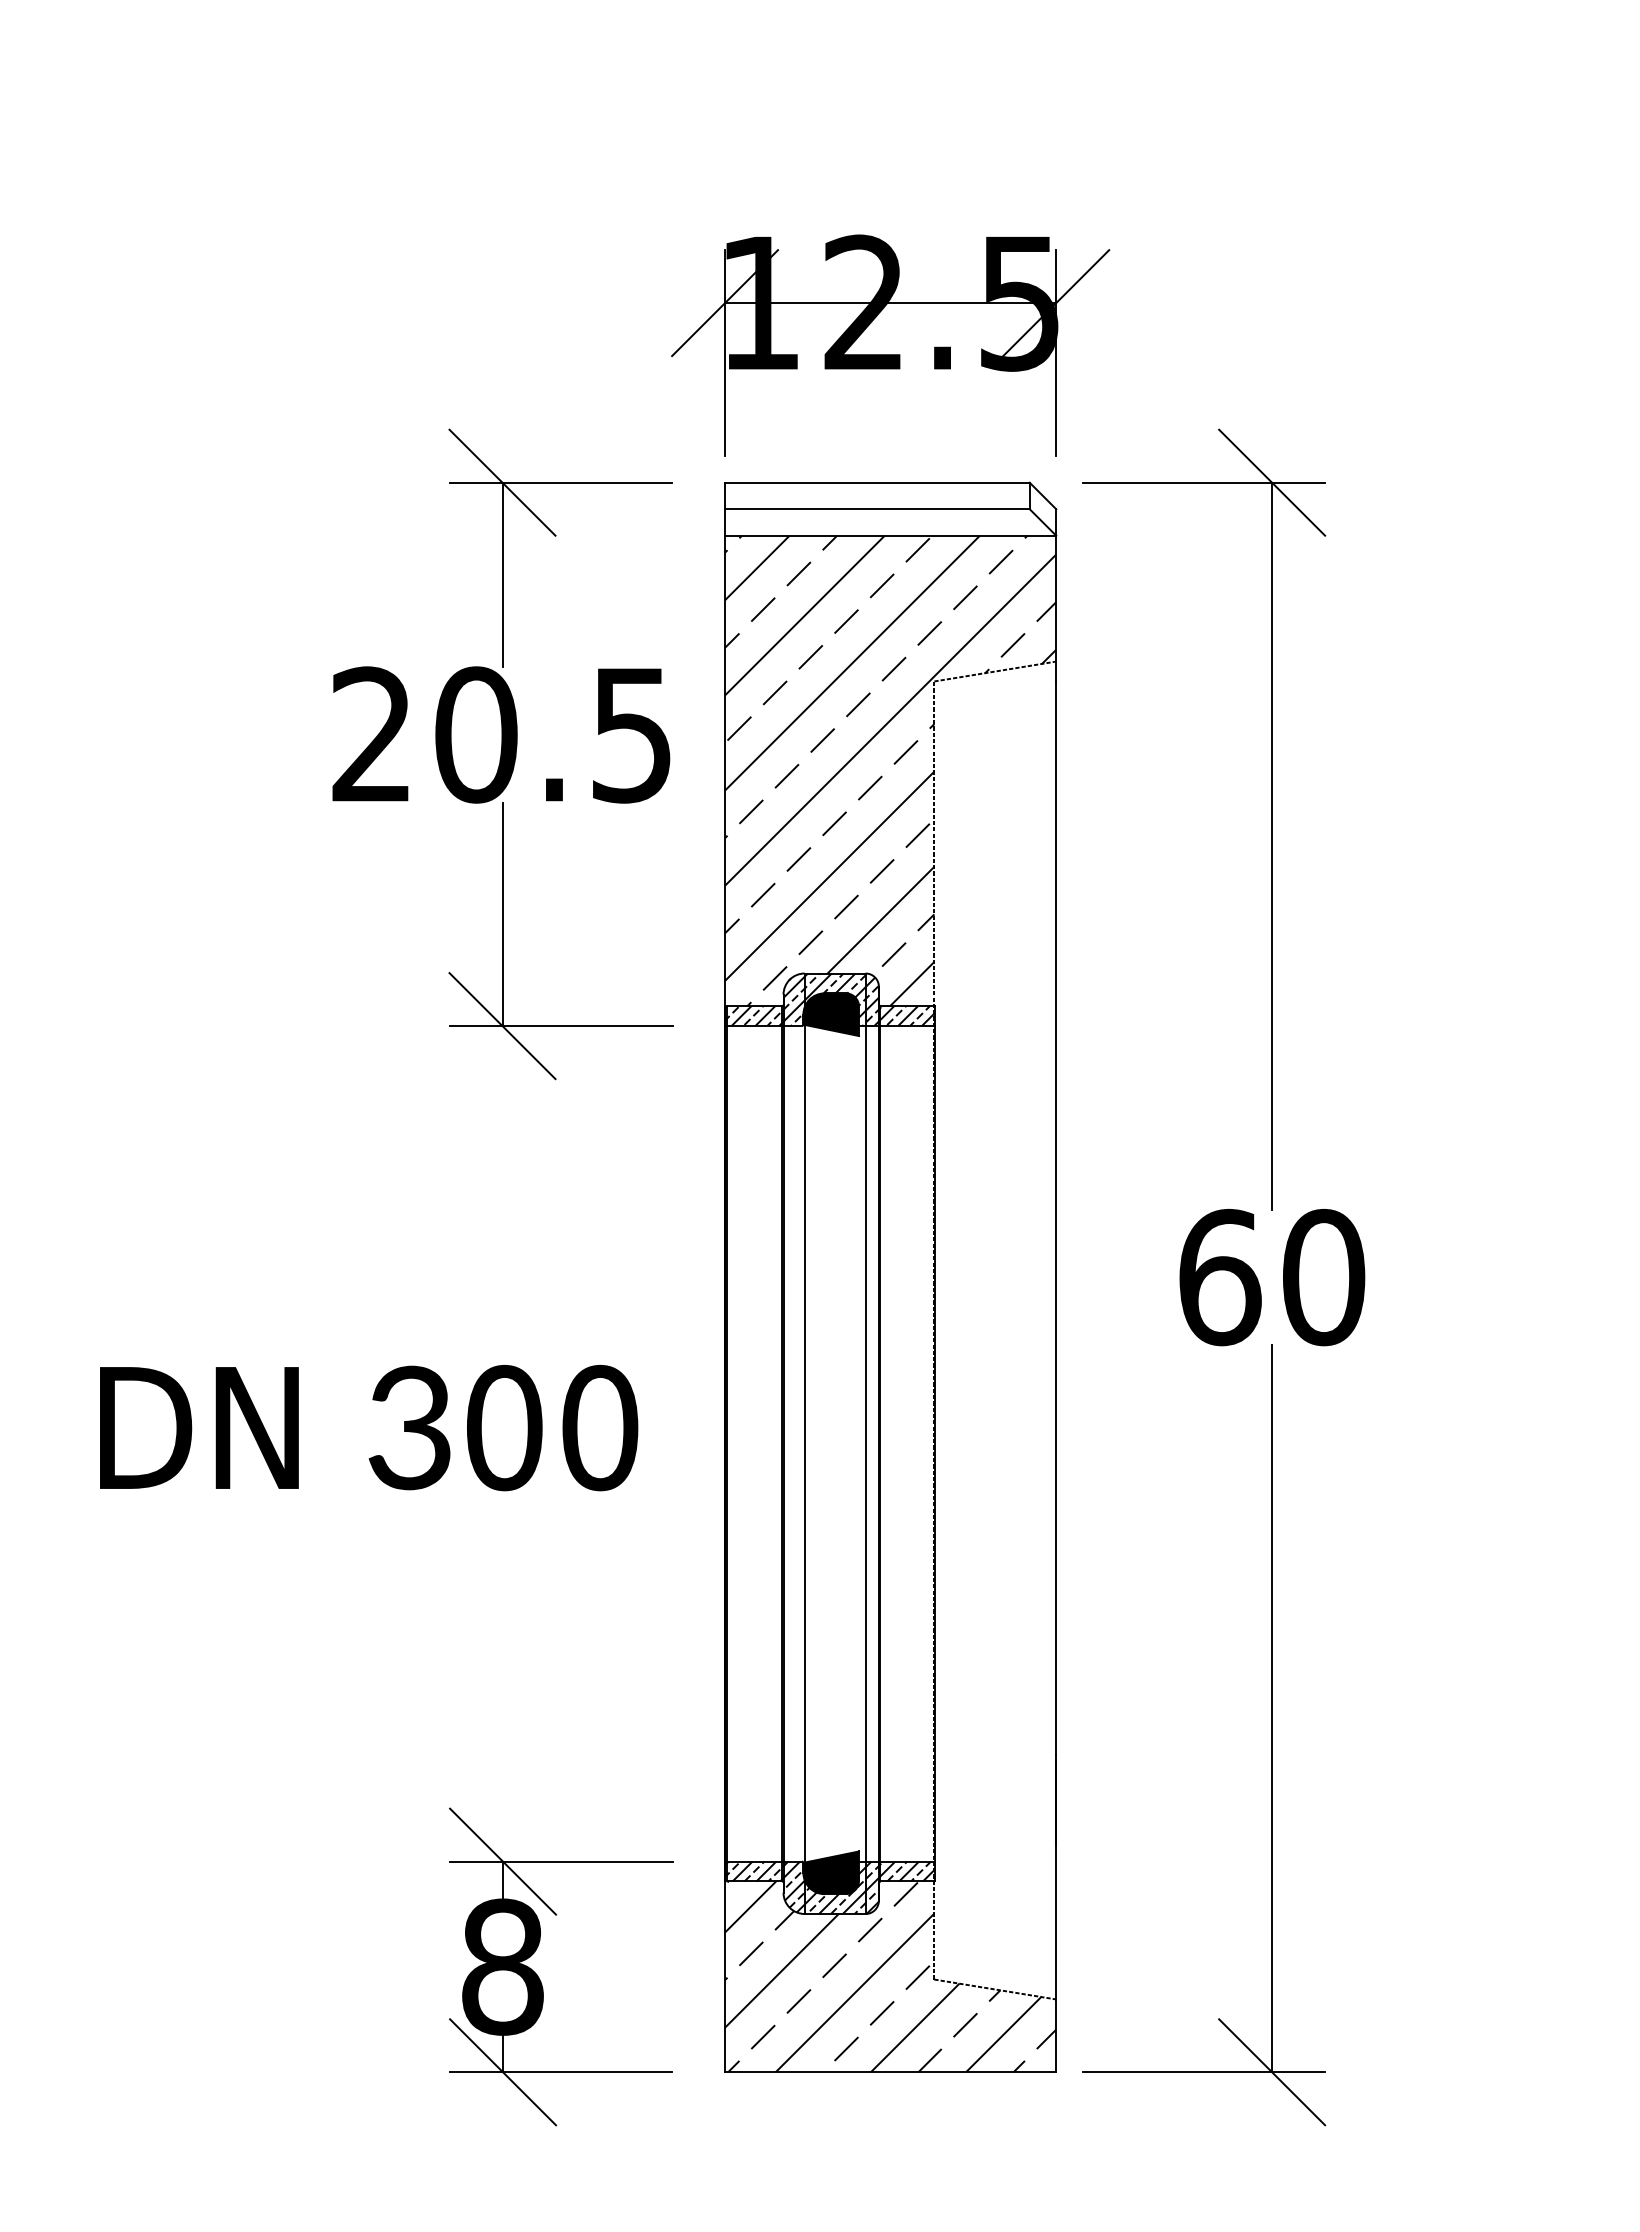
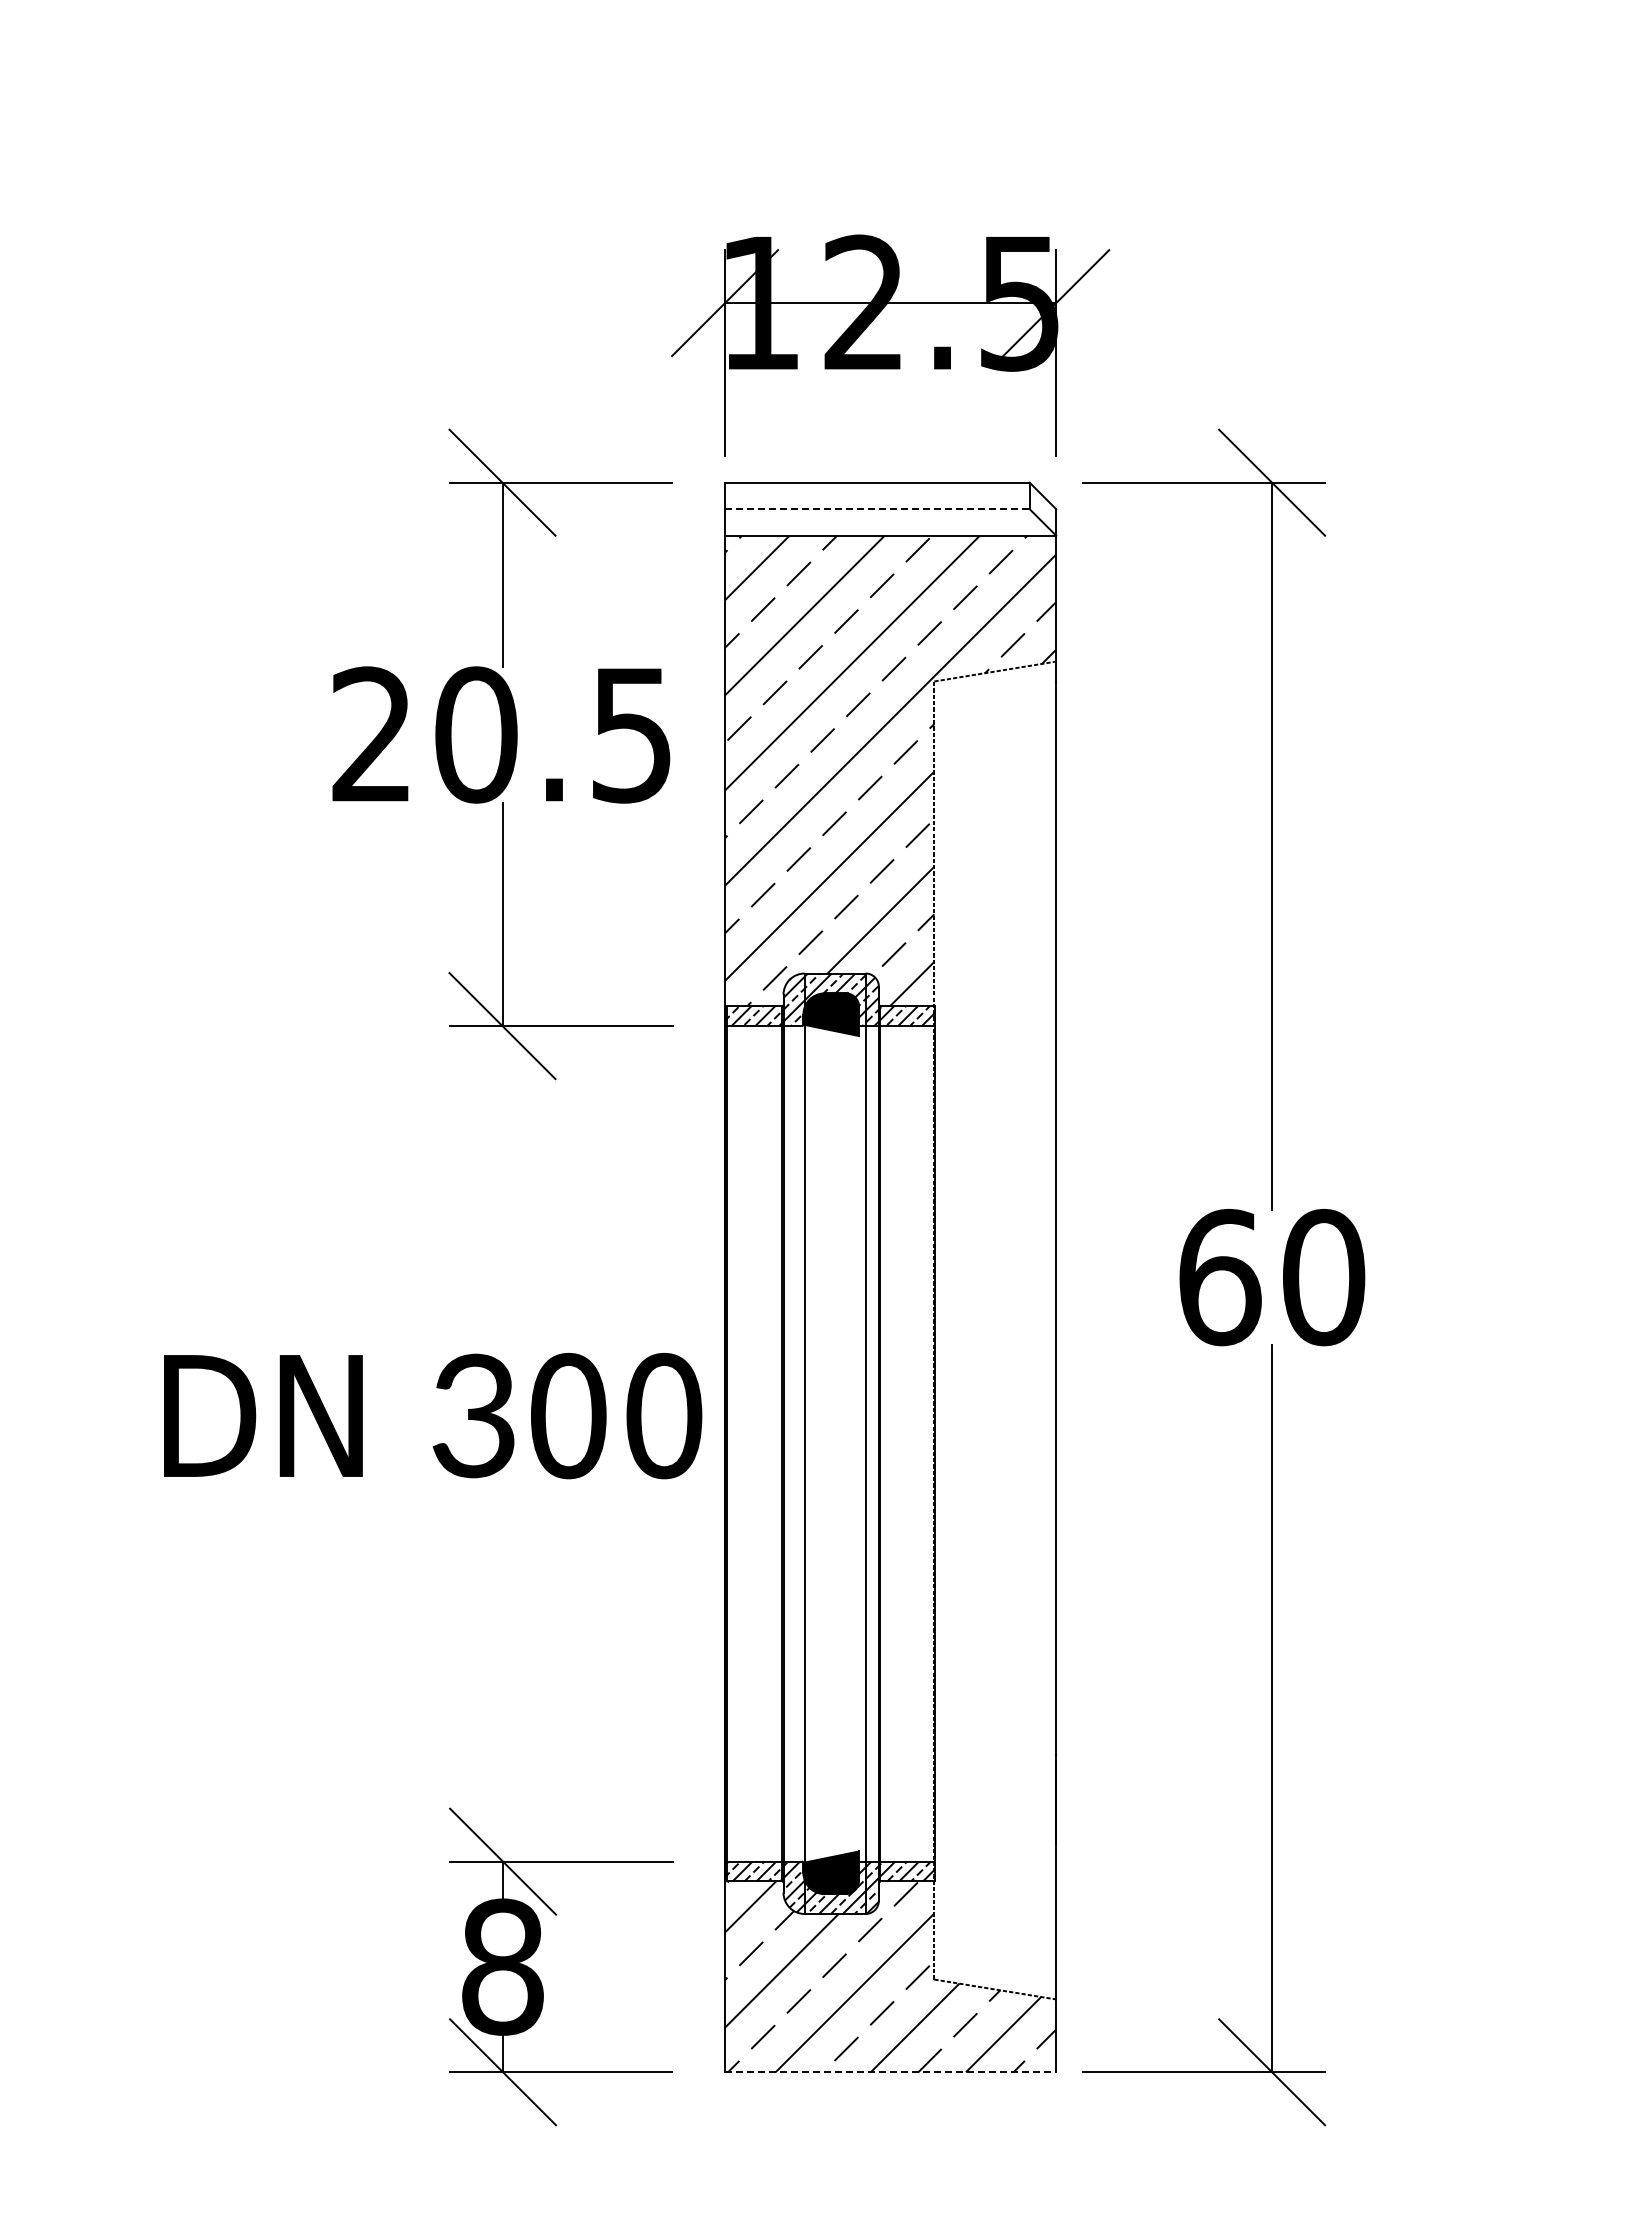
line: solid -> dashed (877, 509)
text position: (369, 1428) -> (433, 1416) (433, 1416)
line: solid -> dashed (890, 2072)
